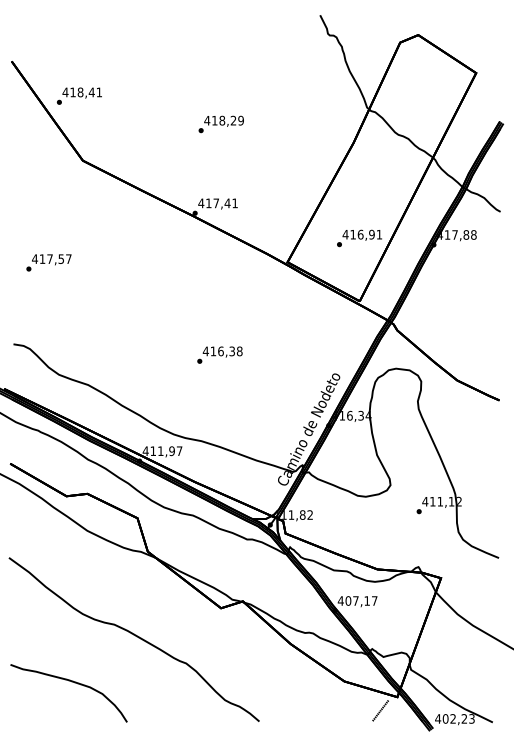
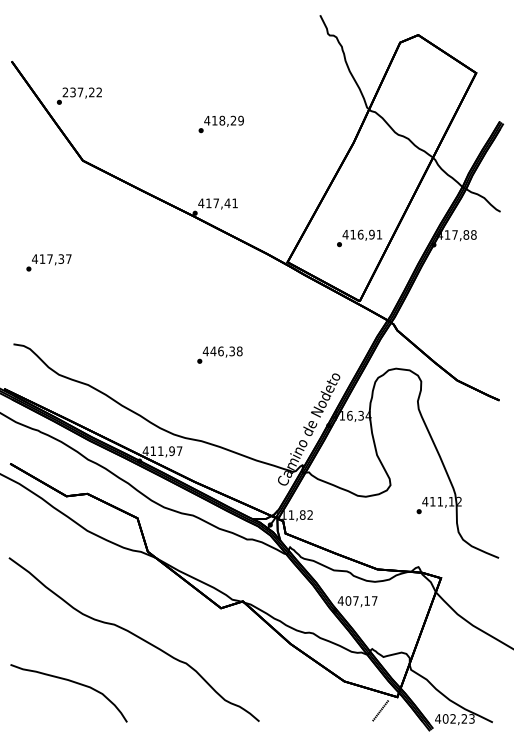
text: 418,41 -> 237,22 (81, 92)
text: 417,57 -> 417,37 (61, 258)
text: 416,38 -> 446,38 (213, 351)
